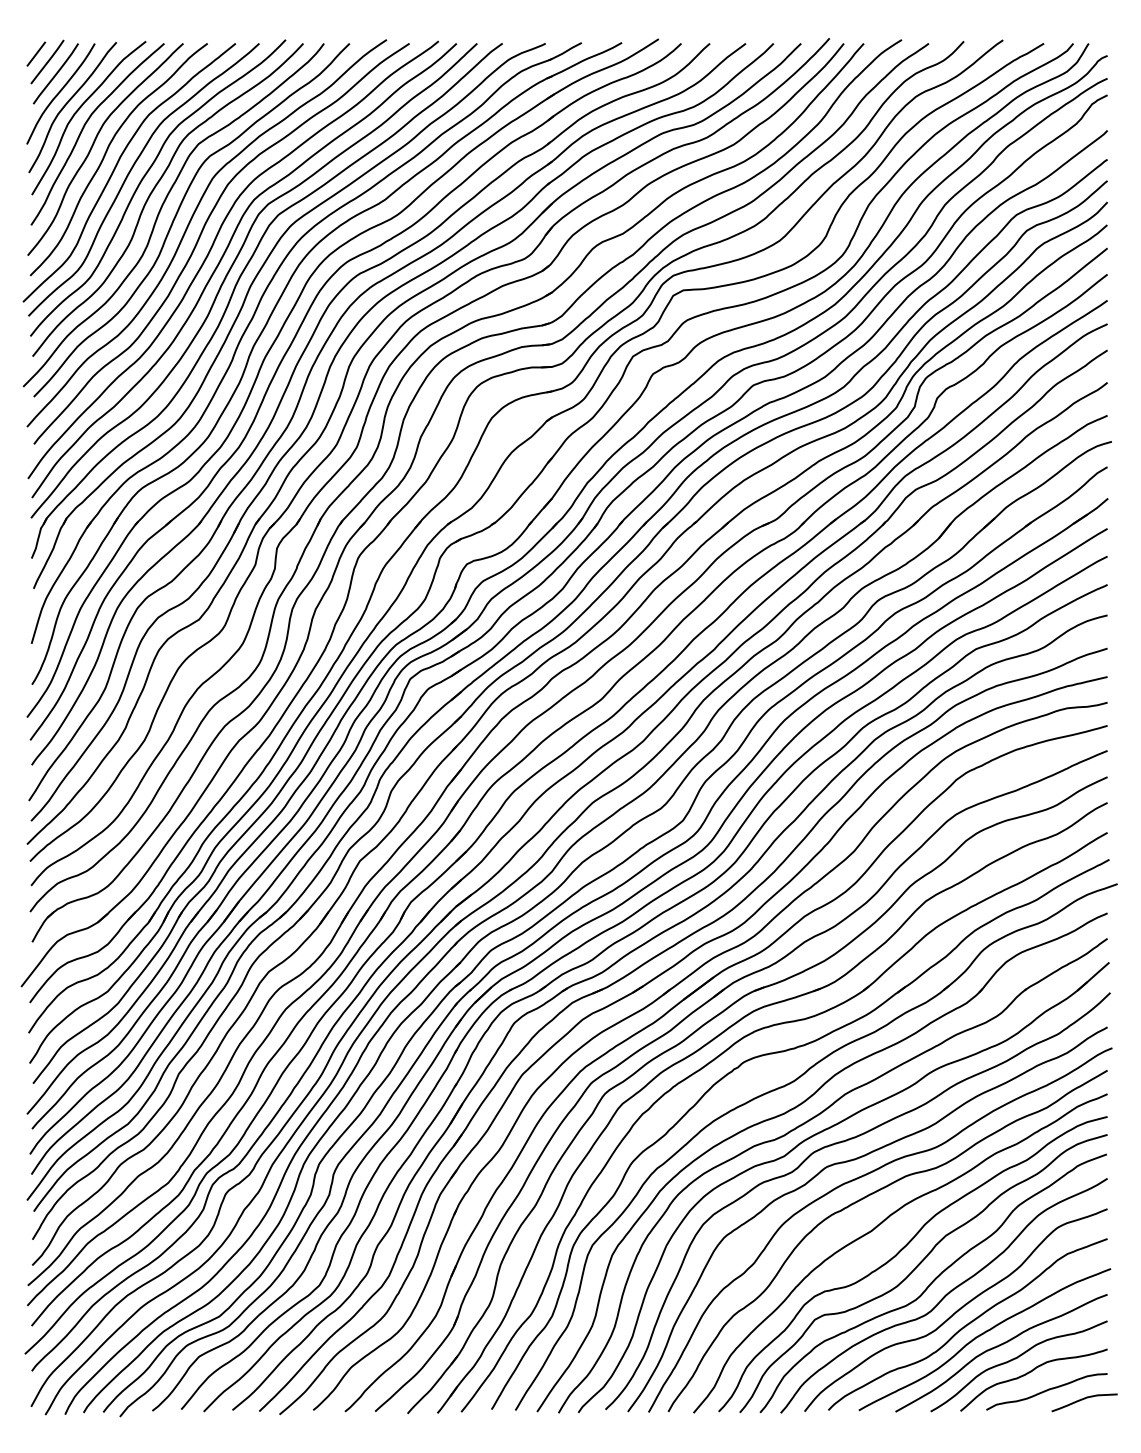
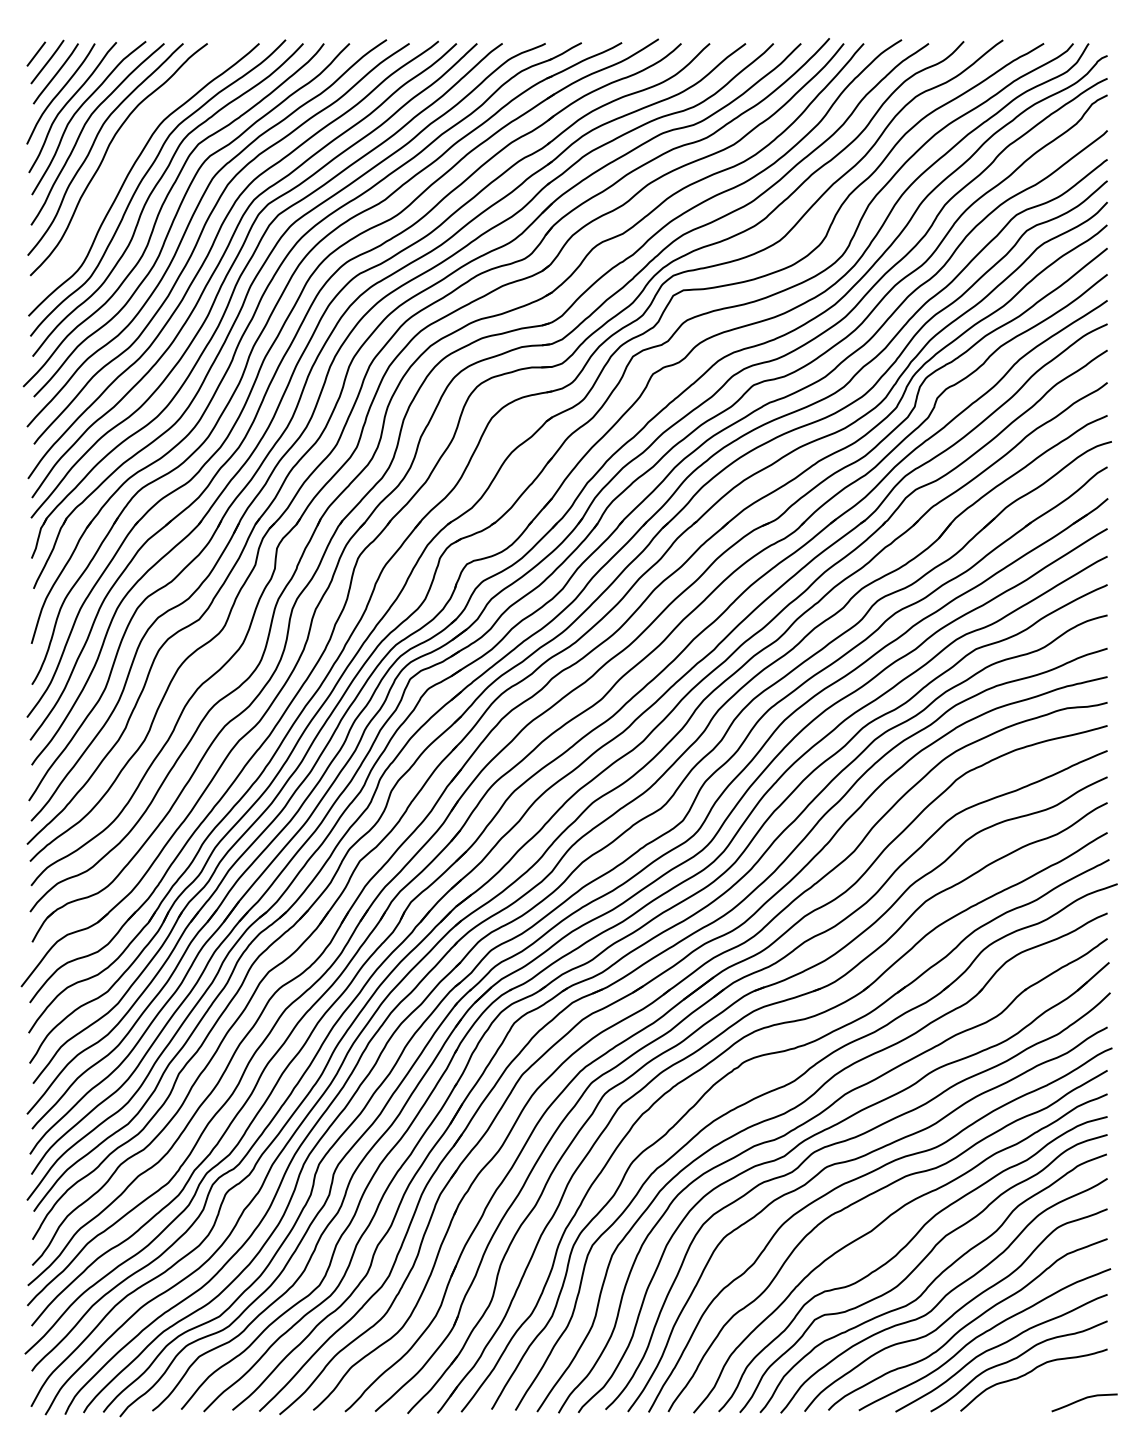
curve: present -> none (117, 165)
curve: present -> none (1046, 1391)
